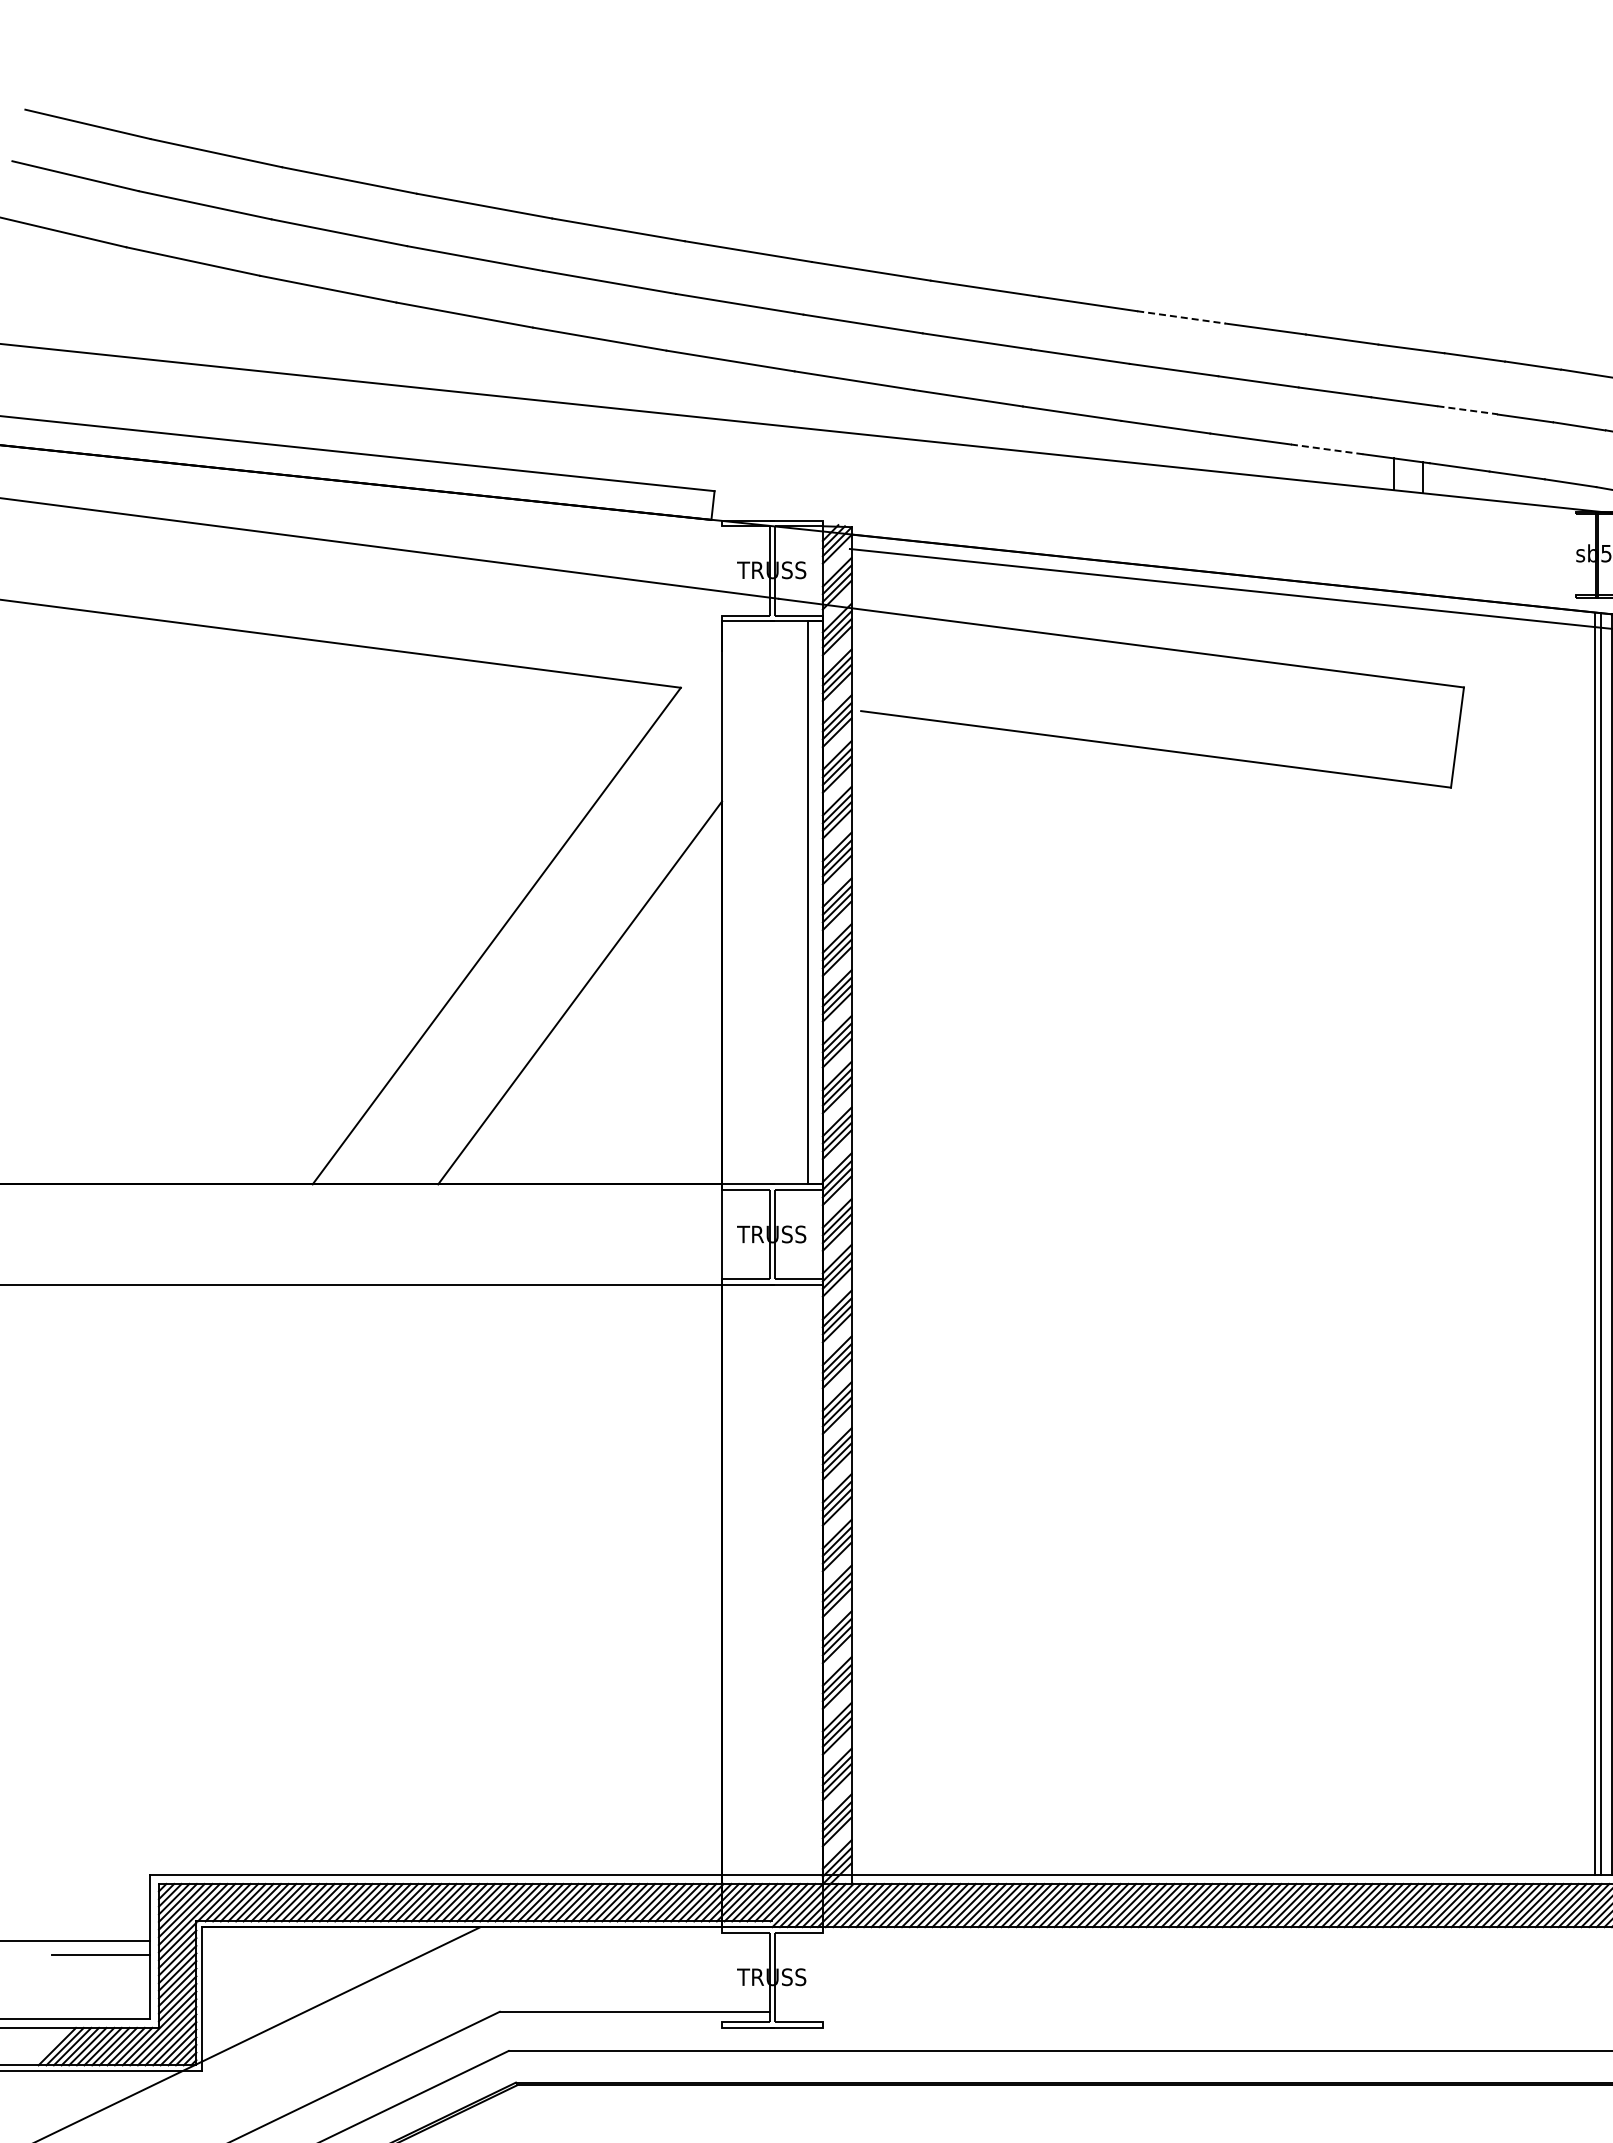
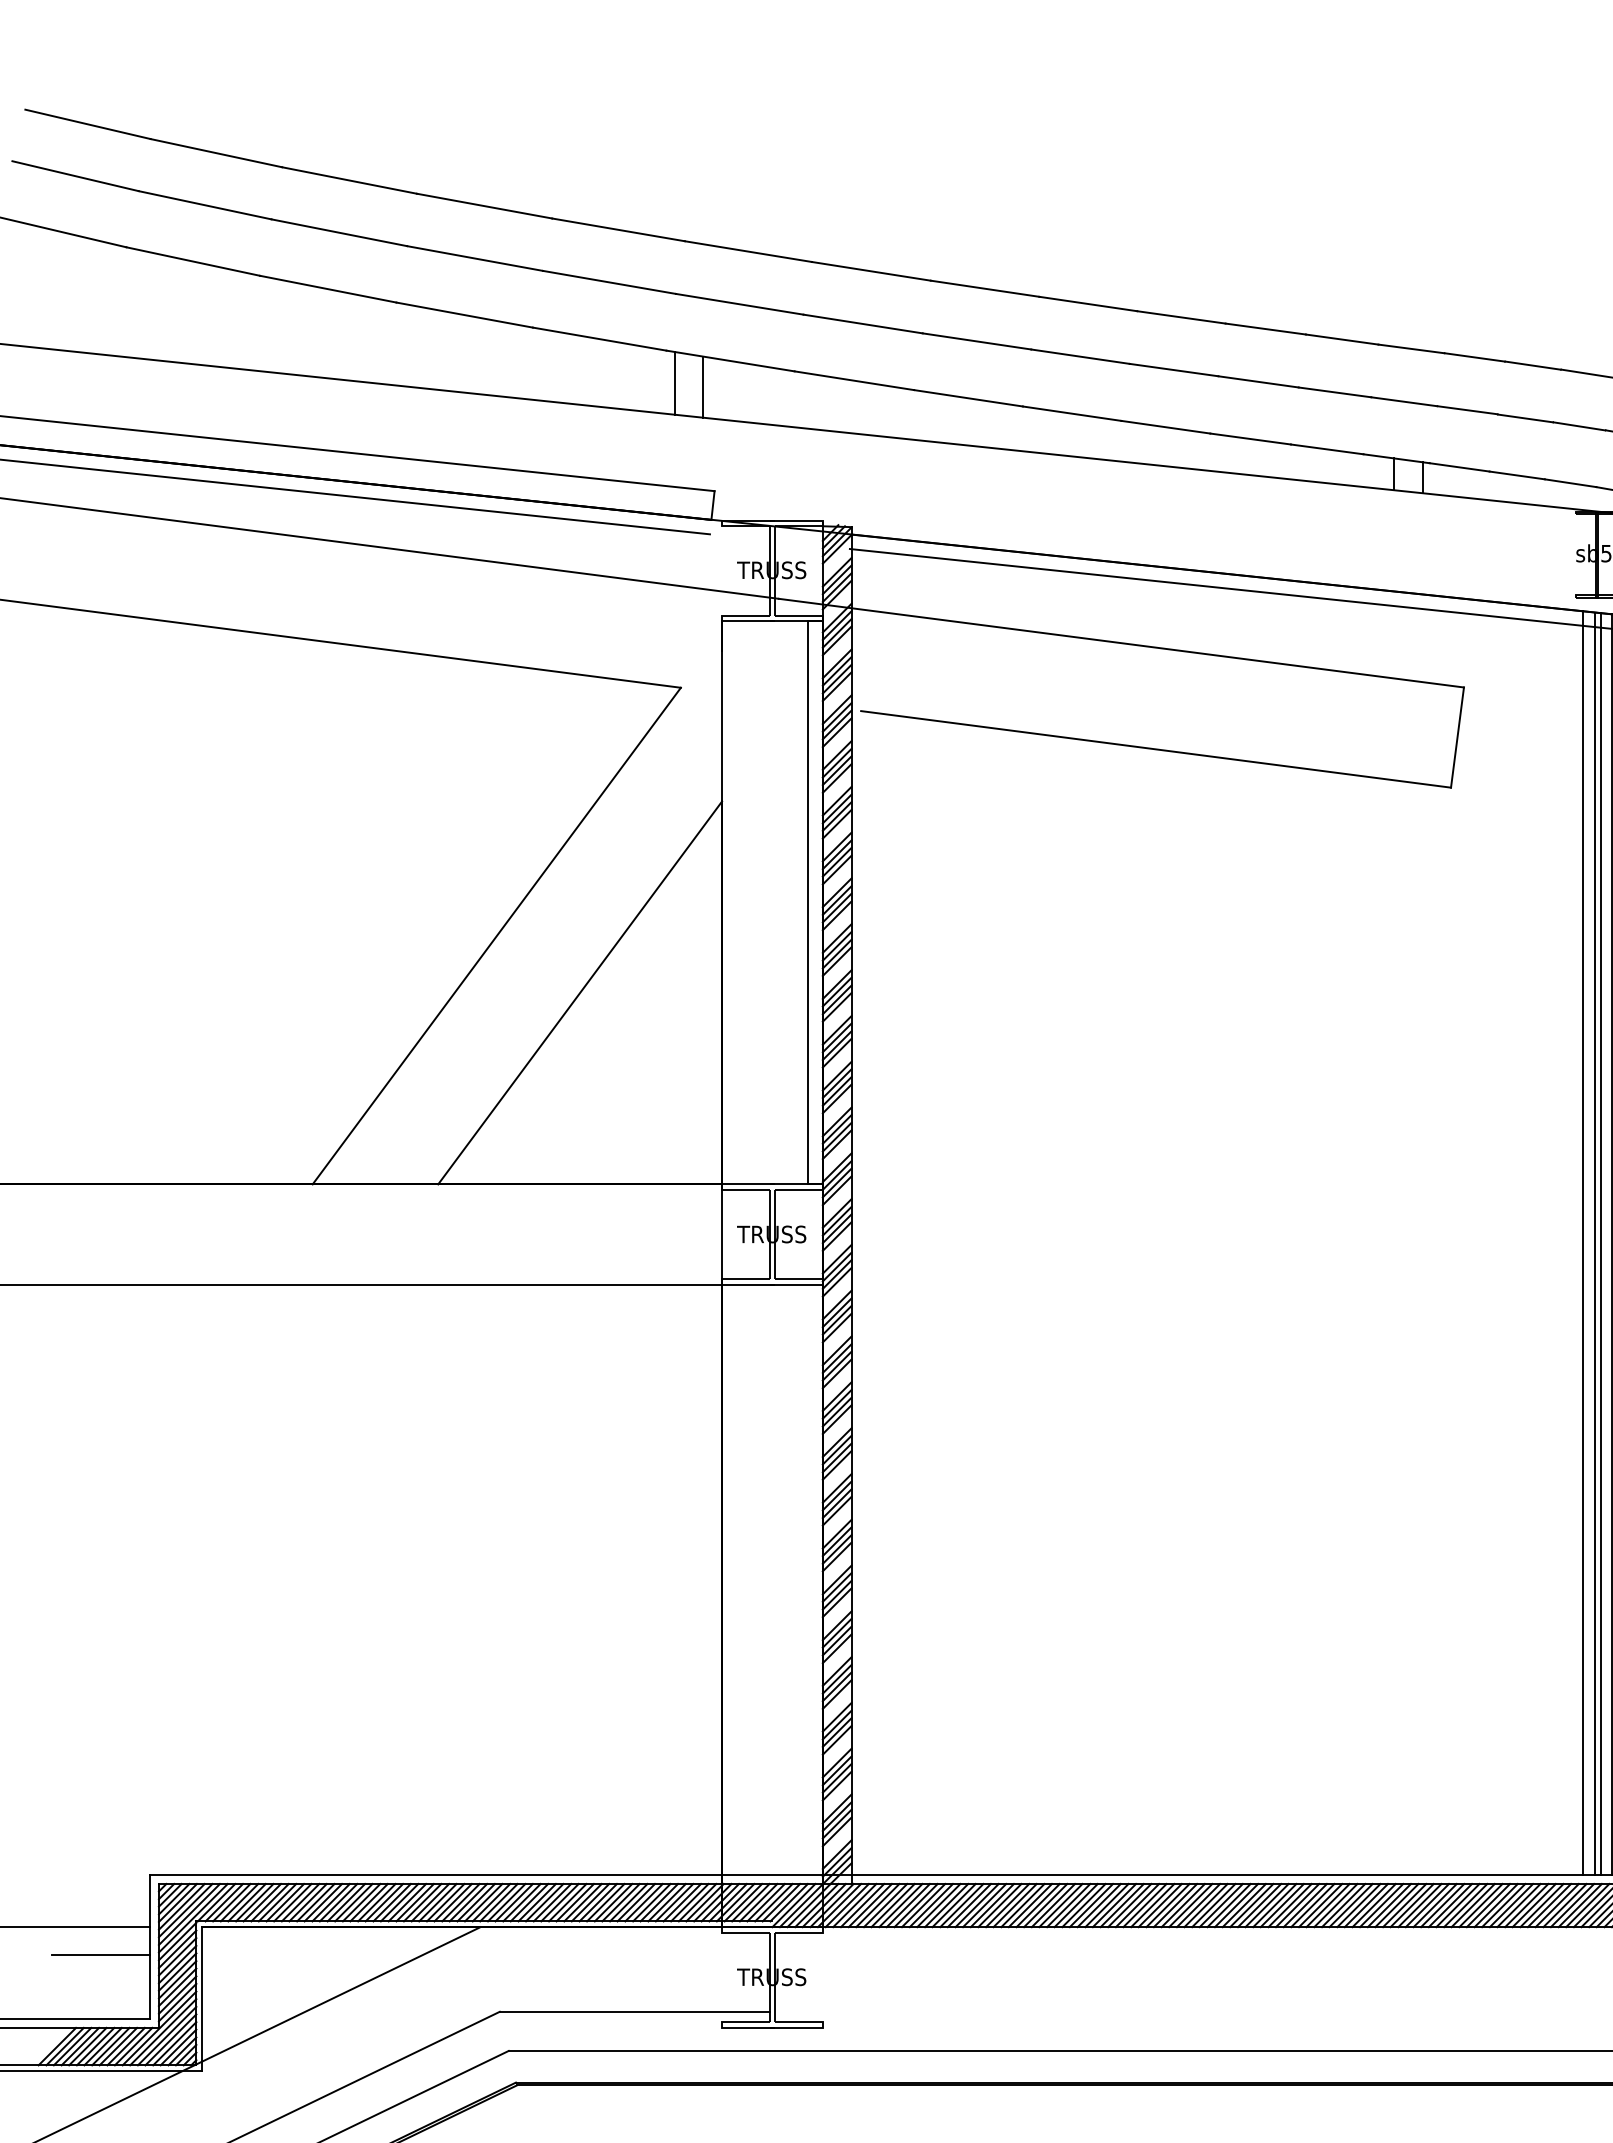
line: dashed -> solid (1181, 317)
line: none -> present (674, 382)
line: none -> present (703, 386)
line: dashed -> solid (1468, 410)
line: dashed -> solid (1327, 449)
line: none -> present (355, 496)
line: none -> present (1583, 1243)
line position: (76, 1941) -> (76, 1927) (76, 1927)
